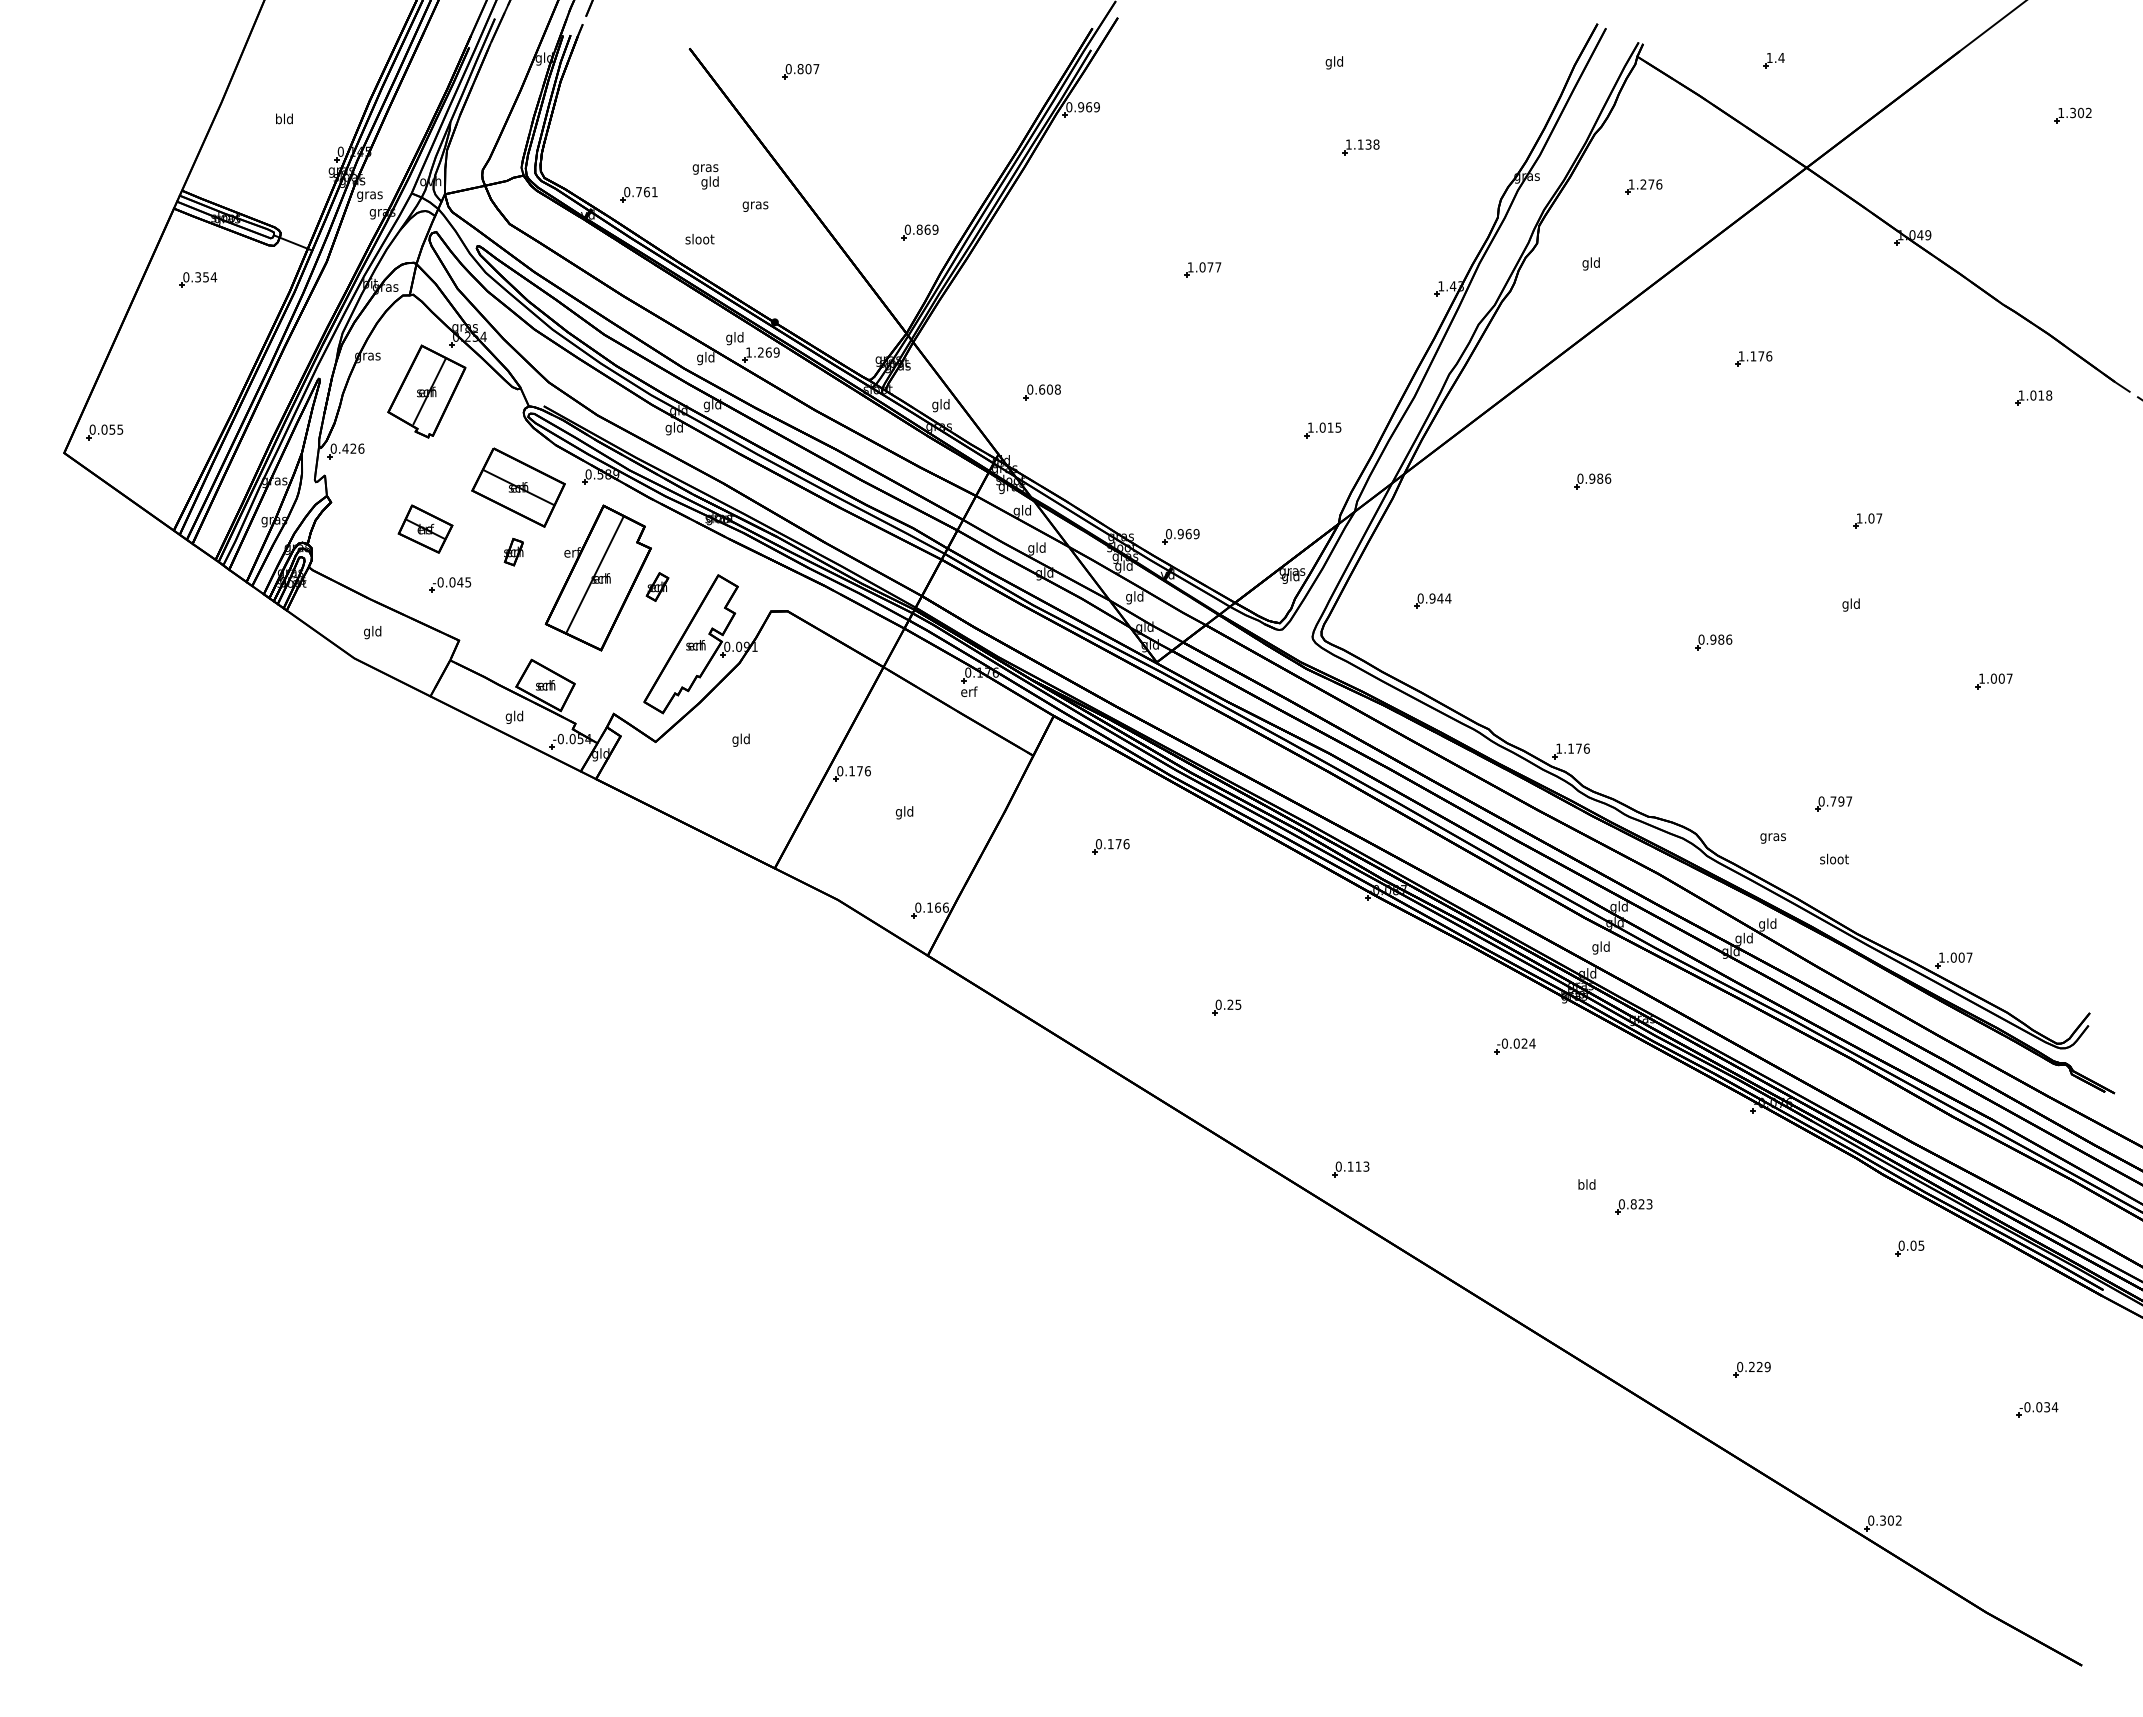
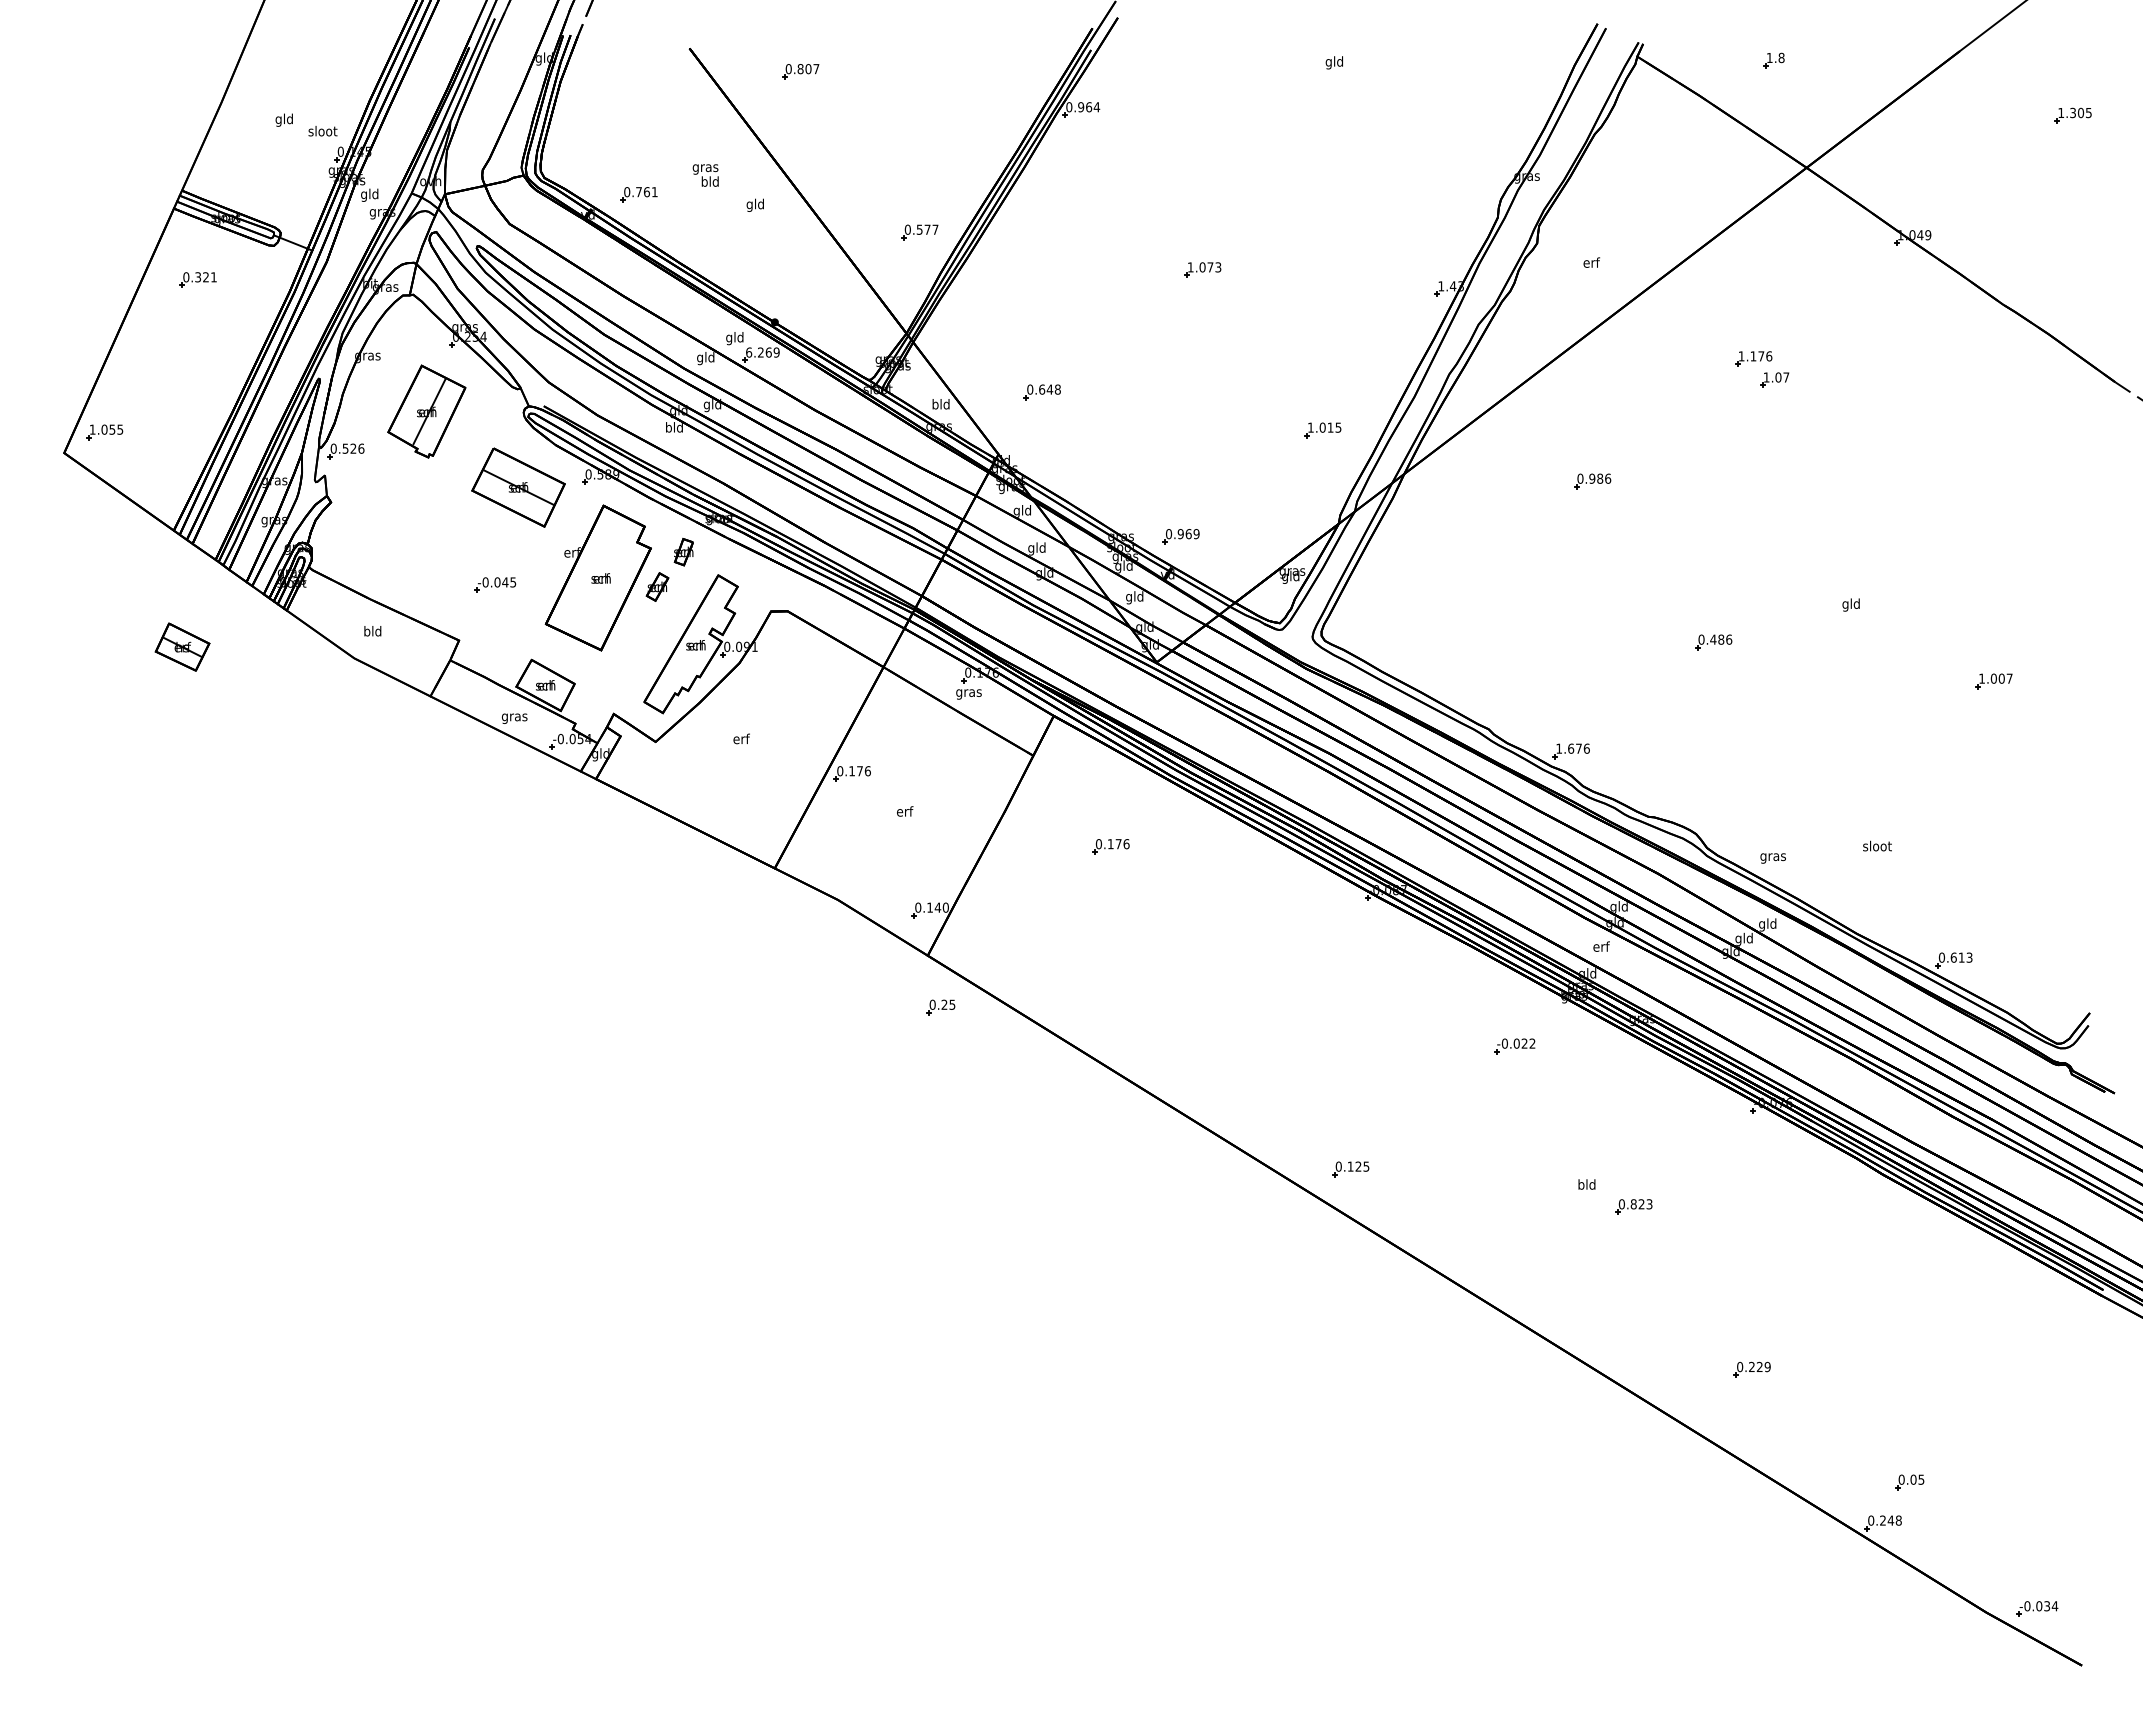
text: 1.4 -> 1.8 (1781, 57)
text: 0.969 -> 0.964 (1096, 107)
text: 1.302 -> 1.305 (2088, 112)
text: bld -> gld (278, 119)
part: present -> none (1360, 147)
text: gld -> bld (704, 182)
part: present -> none (1643, 186)
text: gras -> gld (369, 194)
text: gras -> gld (755, 204)
text: 0.869 -> 0.577 (927, 229)
text position: (699, 239) -> (322, 131) (322, 131)
text: gld -> erf (1591, 263)
text: 1.077 -> 1.073 (1218, 267)
text: 0.354 -> 0.321 (210, 277)
text: 1.269 -> 6.269 (749, 352)
text: 0.608 -> 0.648 (1049, 389)
part position: (426, 391) -> (426, 411) (426, 411)
part: present -> none (2033, 397)
text: gld -> bld (935, 405)
text: gld -> bld (668, 428)
text: 0.055 -> 1.055 (92, 429)
text: 0.426 -> 0.526 (345, 448)
part position: (1867, 520) -> (1774, 379) (1774, 379)
part position: (425, 528) -> (182, 646) (182, 646)
part position: (513, 552) -> (683, 552) (683, 552)
line: present -> none (594, 574)
part position: (450, 584) -> (495, 584) (495, 584)
part: present -> none (1432, 600)
text: gld -> bld (367, 632)
text: 0.986 -> 0.486 (1713, 639)
text: erf -> gras (968, 692)
text: gld -> gras (514, 716)
text: gld -> erf (740, 739)
text: 1.176 -> 1.676 (1571, 748)
part: present -> none (1833, 803)
text: gld -> erf (904, 812)
text position: (1772, 838) -> (1772, 858) (1772, 858)
text position: (1834, 858) -> (1877, 845) (1877, 845)
text: 0.166 -> 0.140 (941, 907)
text: gld -> erf (1600, 947)
text: 1.007 -> 0.613 (1955, 957)
part position: (1226, 1007) -> (940, 1007) (940, 1007)
text: -0.024 -> -0.022 (1532, 1043)
text: 0.113 -> 0.125 (1362, 1166)
part position: (1909, 1248) -> (1909, 1482) (1909, 1482)
part position: (2037, 1409) -> (2037, 1608) (2037, 1608)
text: 0.302 -> 0.248 (1890, 1520)
